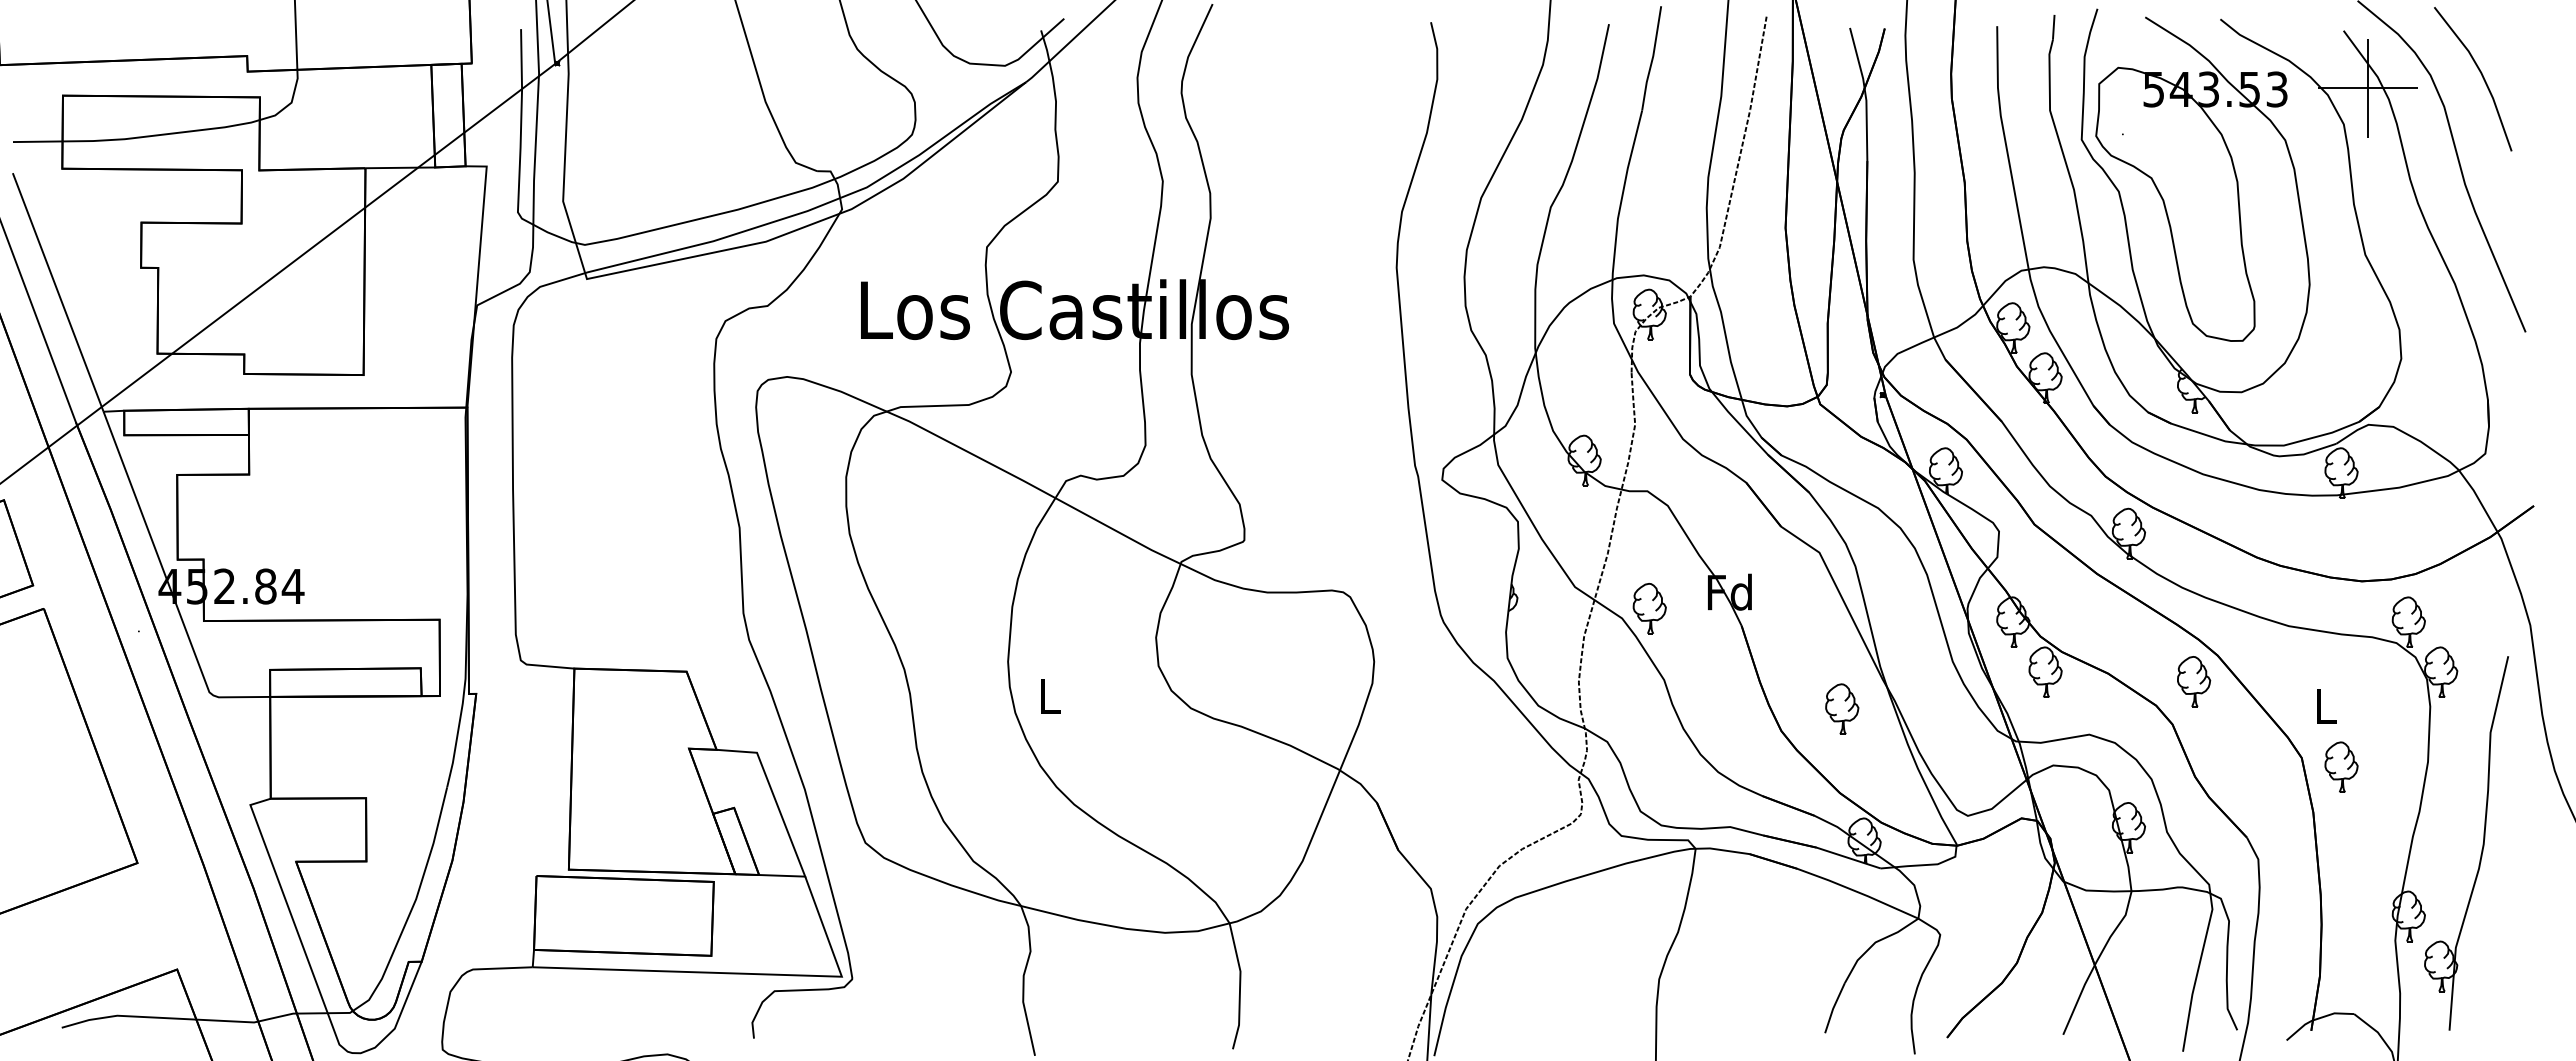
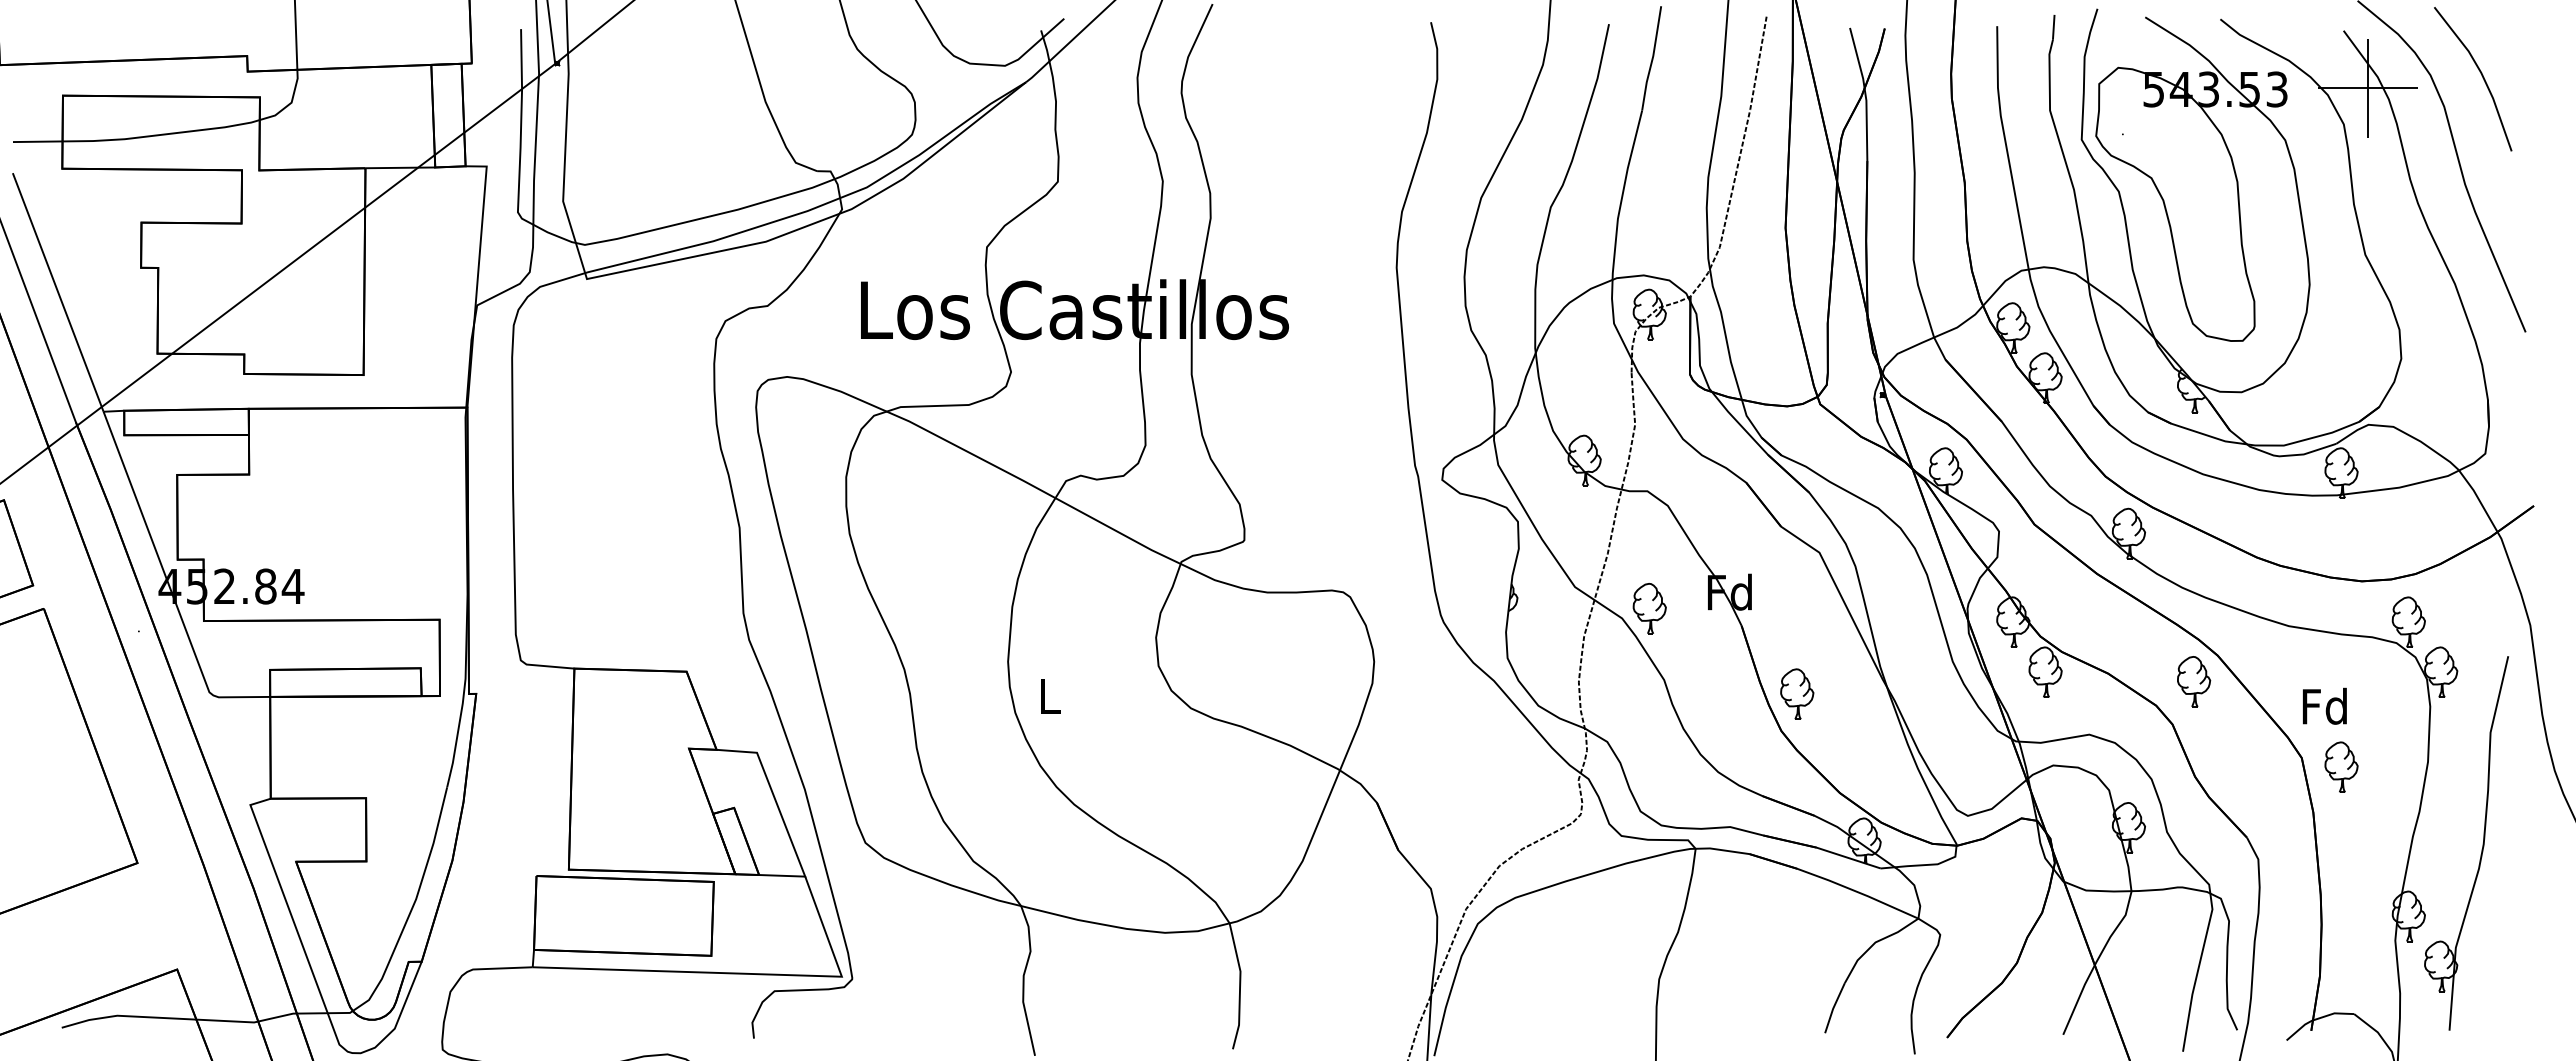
text: L -> Fd (2324, 705)
part position: (1842, 708) -> (1797, 693) (1797, 693)
